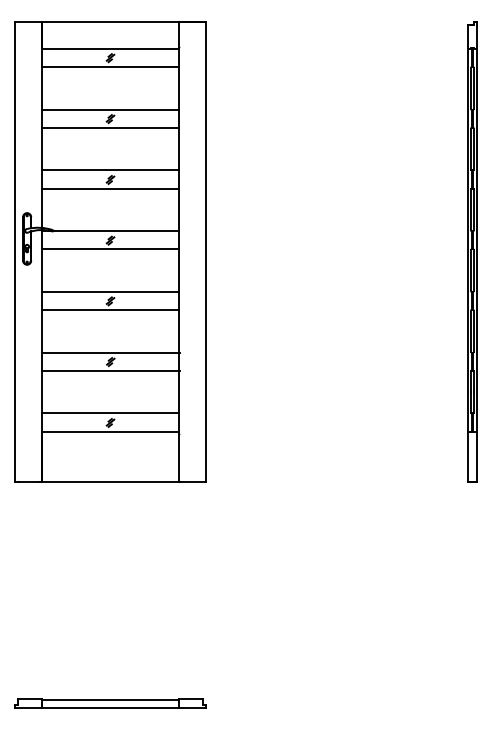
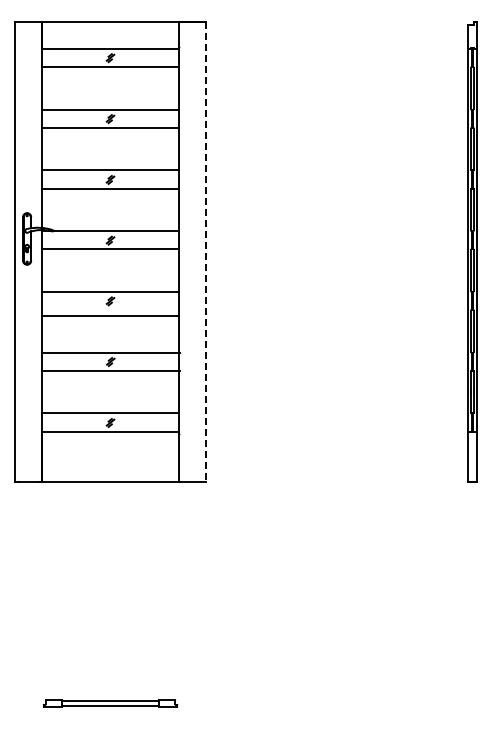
line: solid -> dashed (206, 251)
line position: (110, 310) -> (110, 316) (110, 316)
part size: 193x11 px -> 137x9 px (110, 703)
